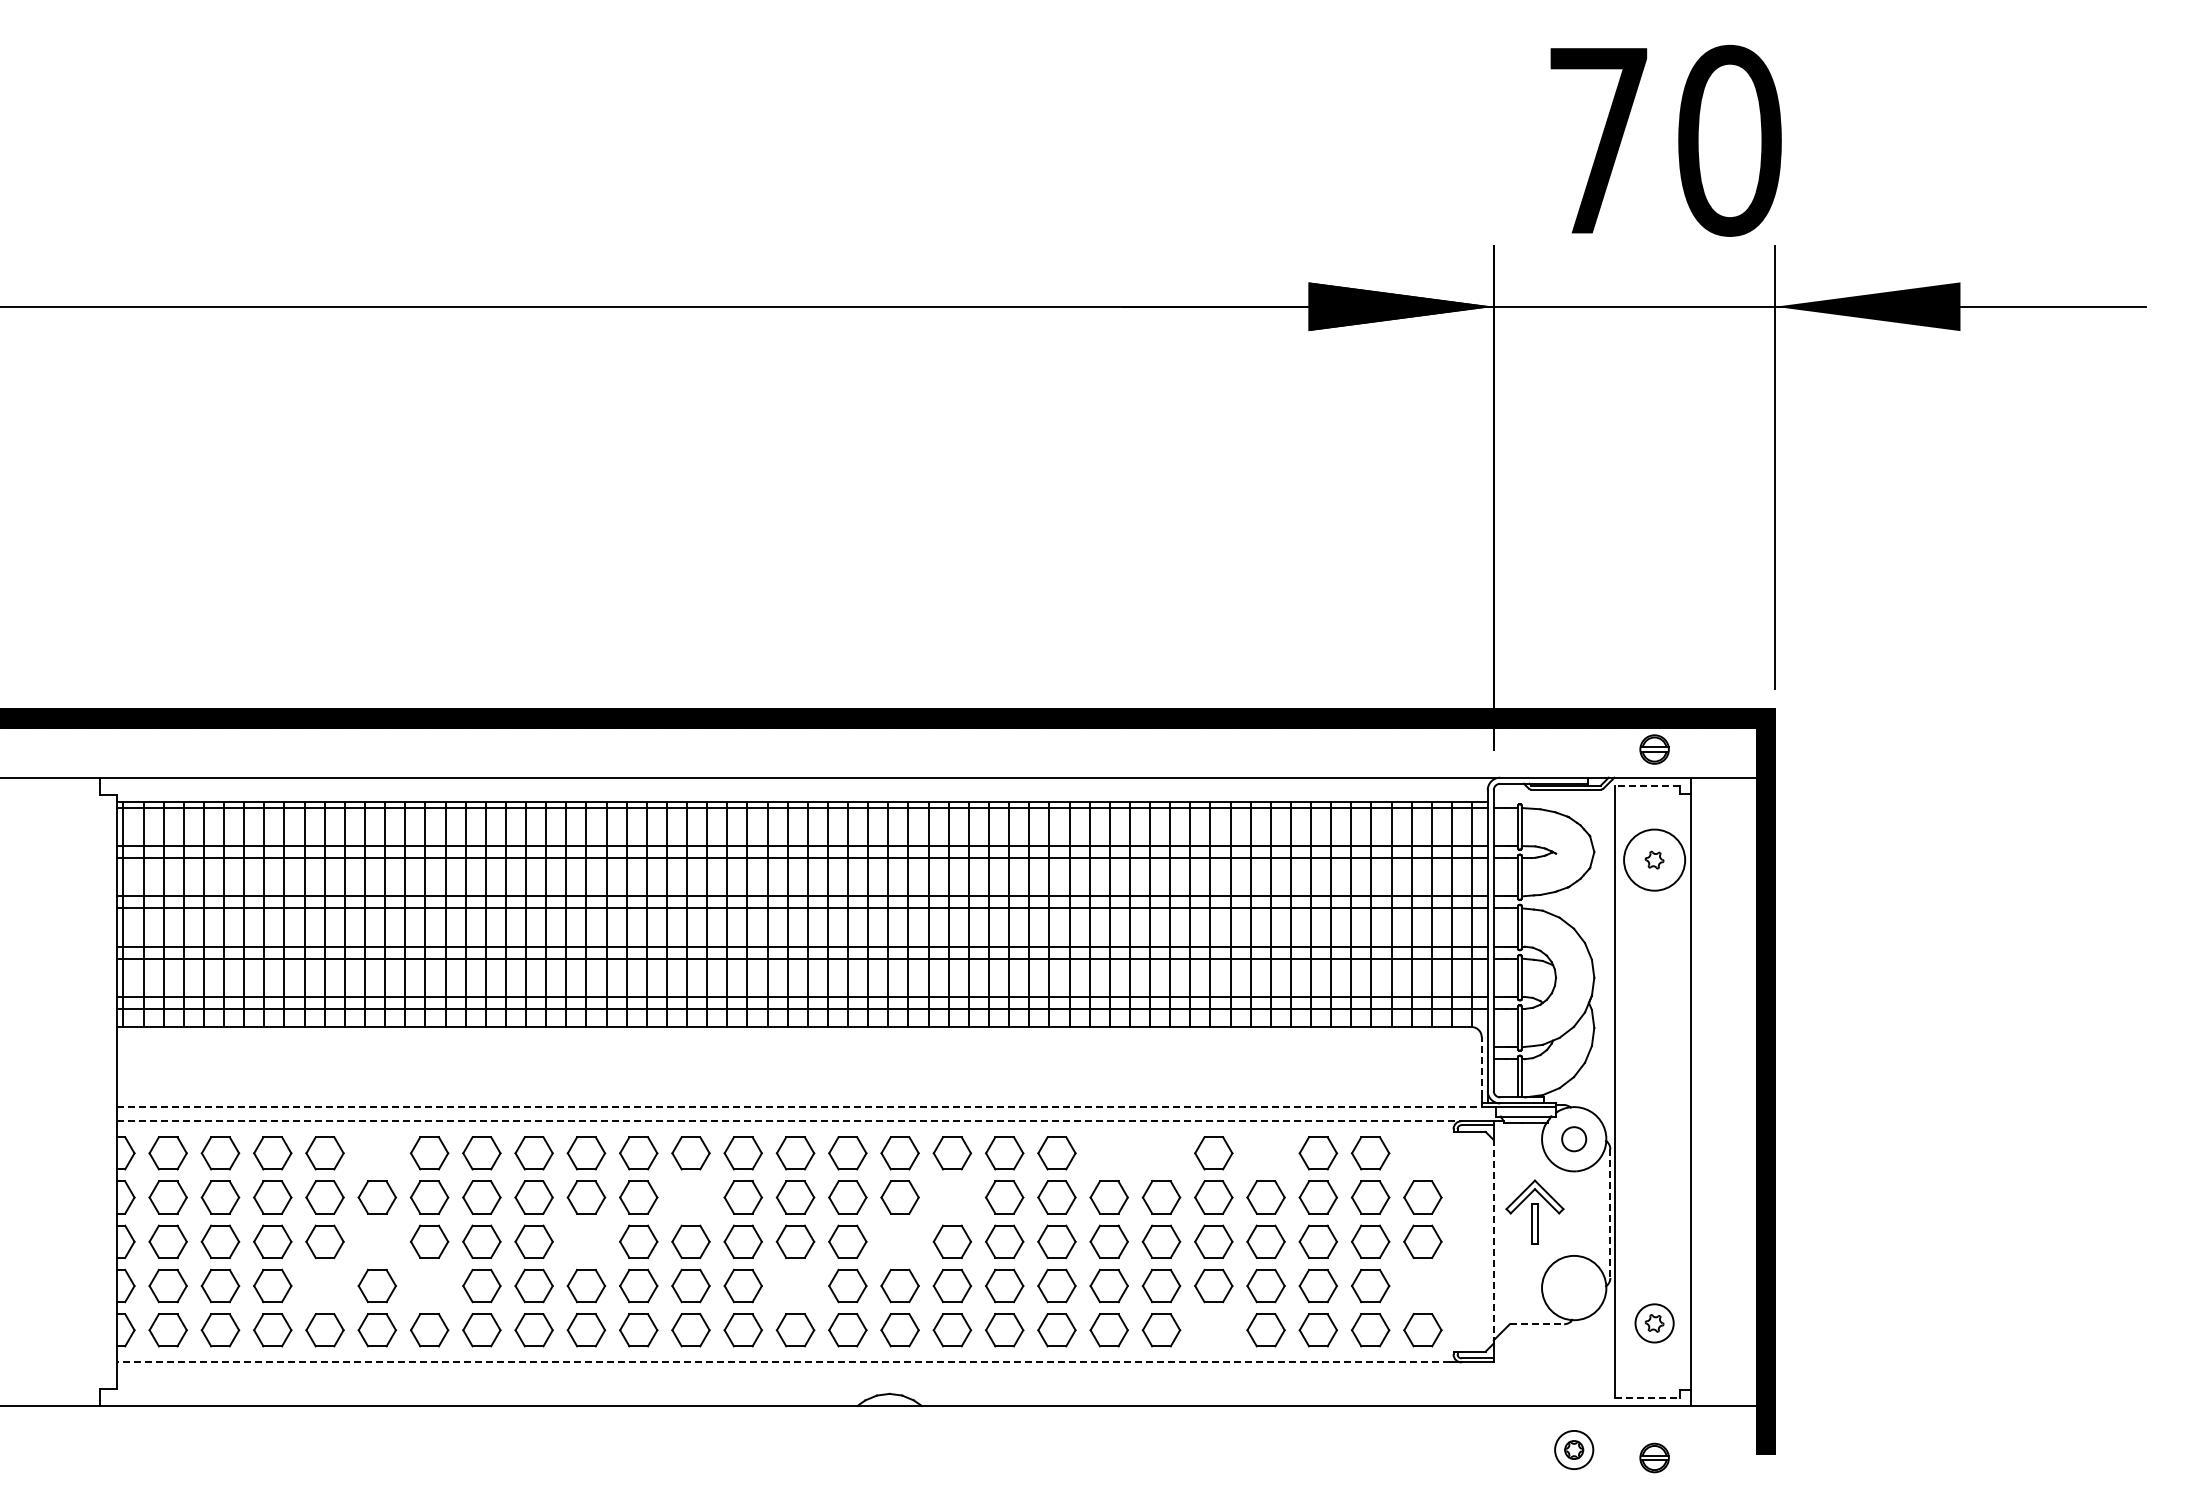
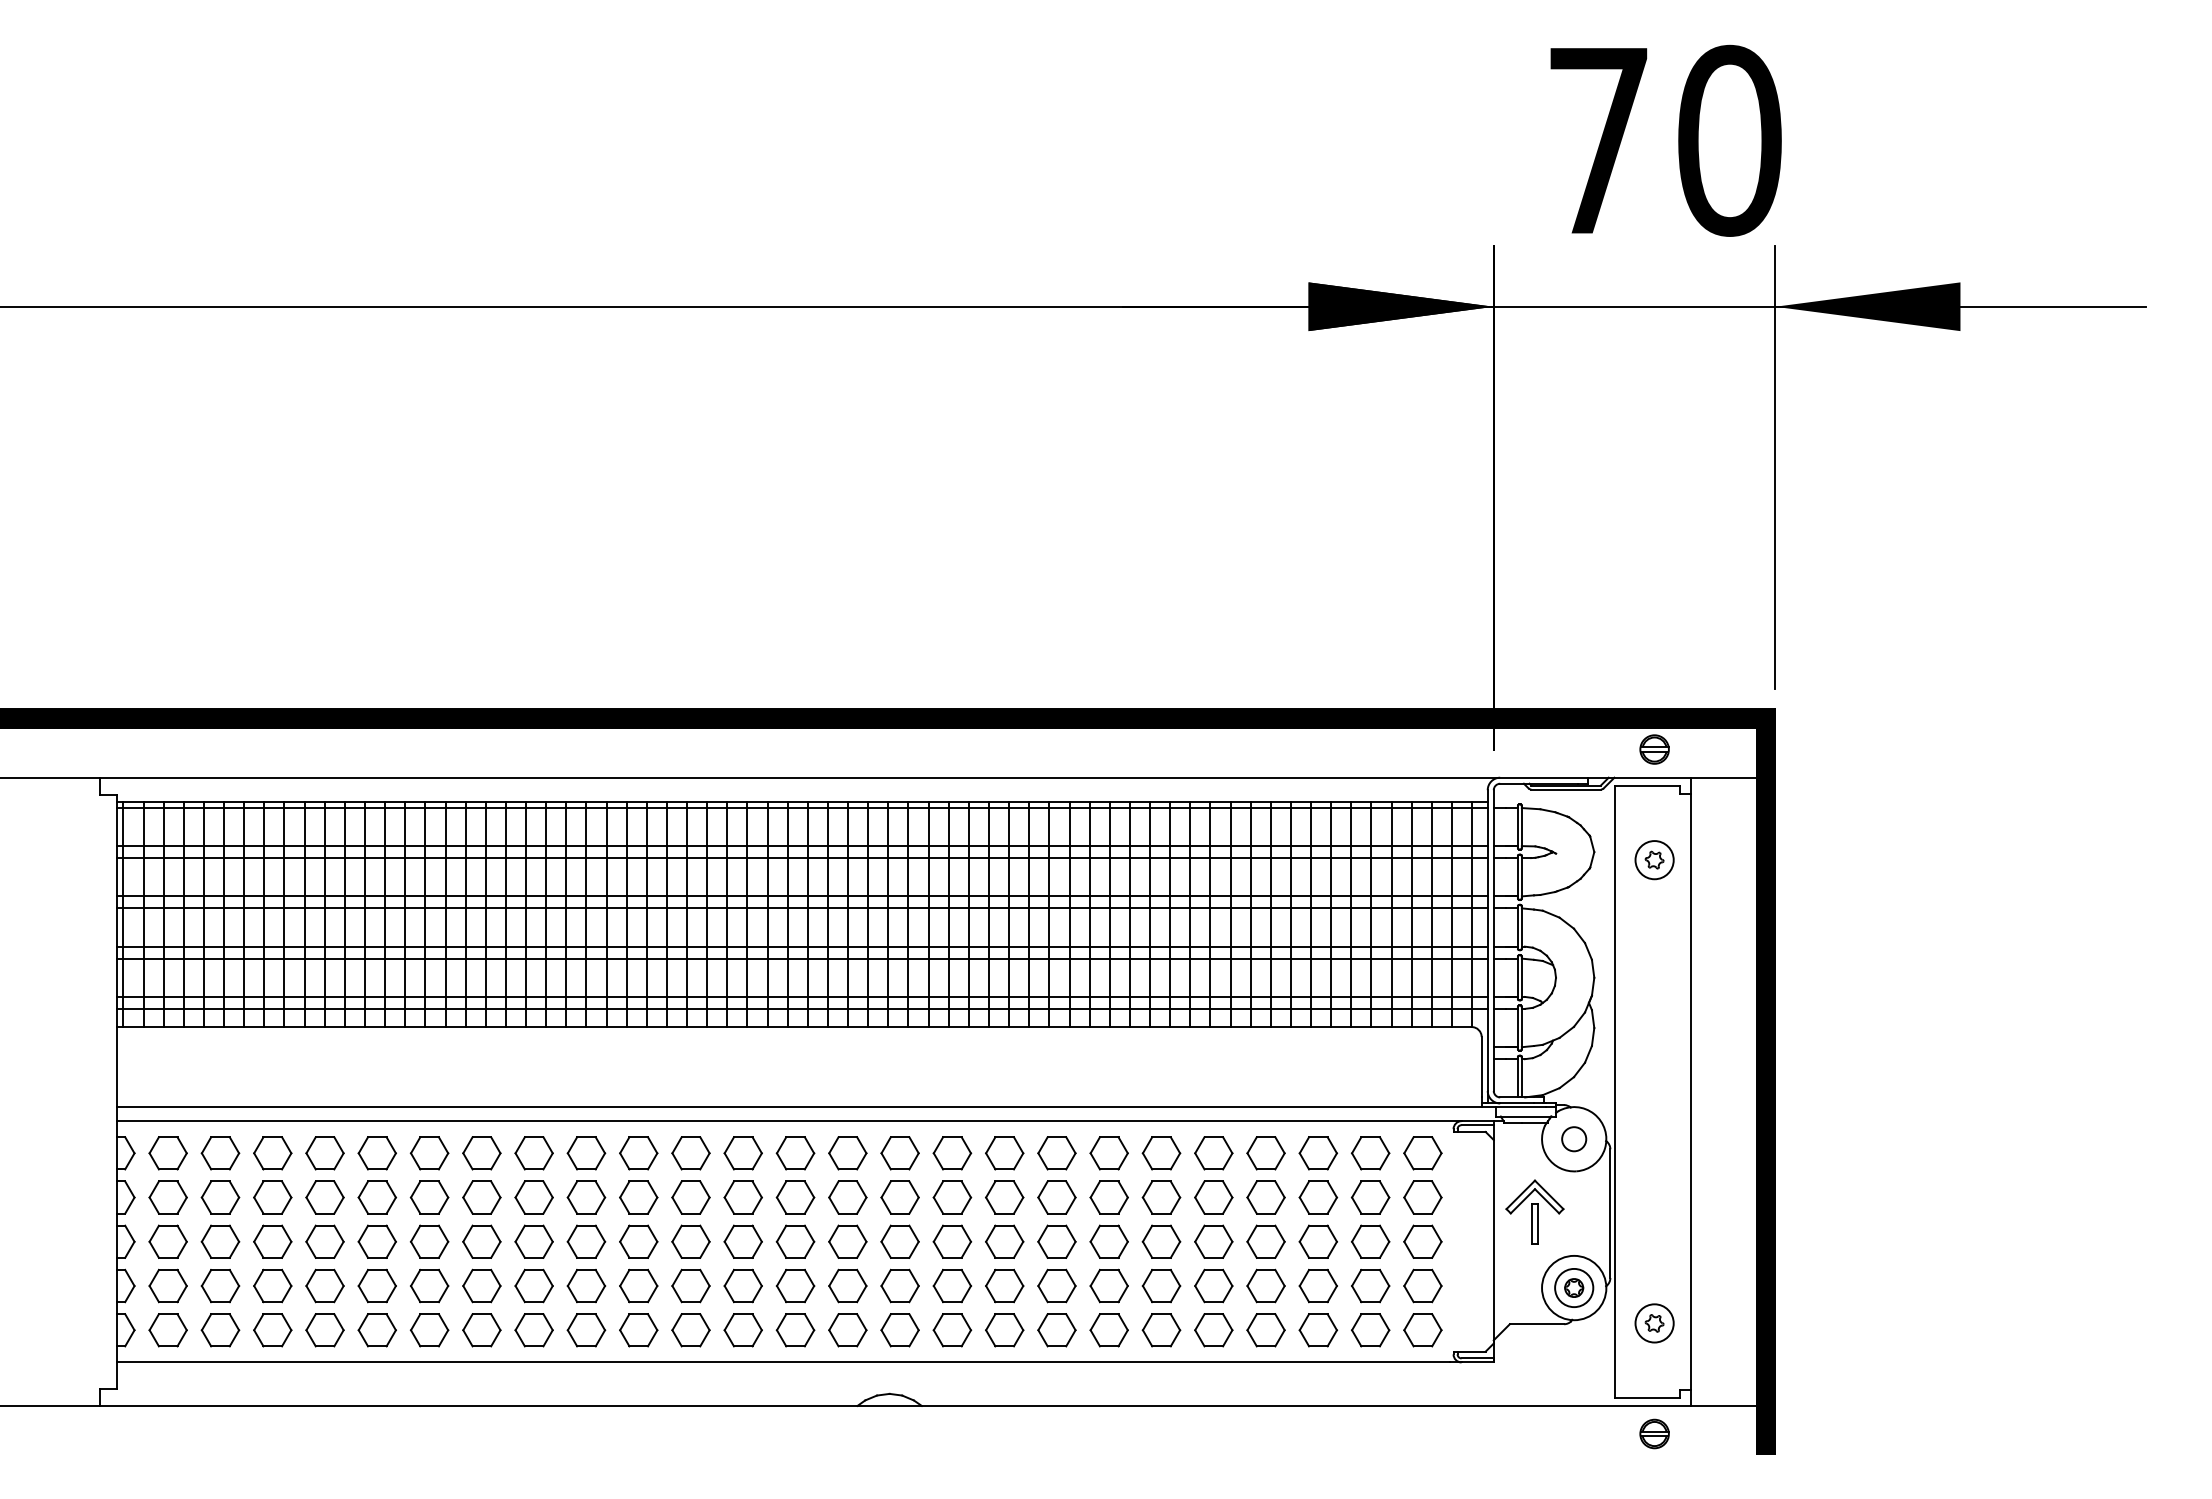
line: dashed -> solid (1647, 785)
circle diameter: 61 px -> 38 px (1654, 860)
line: dashed -> solid (1481, 1067)
line: dashed -> solid (799, 1107)
line: dashed -> solid (789, 1121)
part: none -> present (376, 1153)
part: none -> present (1108, 1153)
part: none -> present (1161, 1153)
part: none -> present (1265, 1153)
part: none -> present (1422, 1153)
part: none -> present (690, 1197)
part: none -> present (952, 1197)
line: dashed -> solid (1610, 1214)
part: none -> present (376, 1241)
part: none -> present (586, 1241)
part: none -> present (899, 1241)
line: dashed -> solid (1493, 1241)
part: none -> present (324, 1285)
part: none -> present (1422, 1285)
part: none -> present (429, 1286)
part: none -> present (795, 1286)
line: dashed -> solid (1537, 1324)
part: none -> present (1213, 1330)
line: dashed -> solid (782, 1362)
line: dashed -> solid (1648, 1397)
part position: (1574, 1449) -> (1574, 1287) (1574, 1287)
part position: (1654, 1457) -> (1654, 1433) (1654, 1433)
